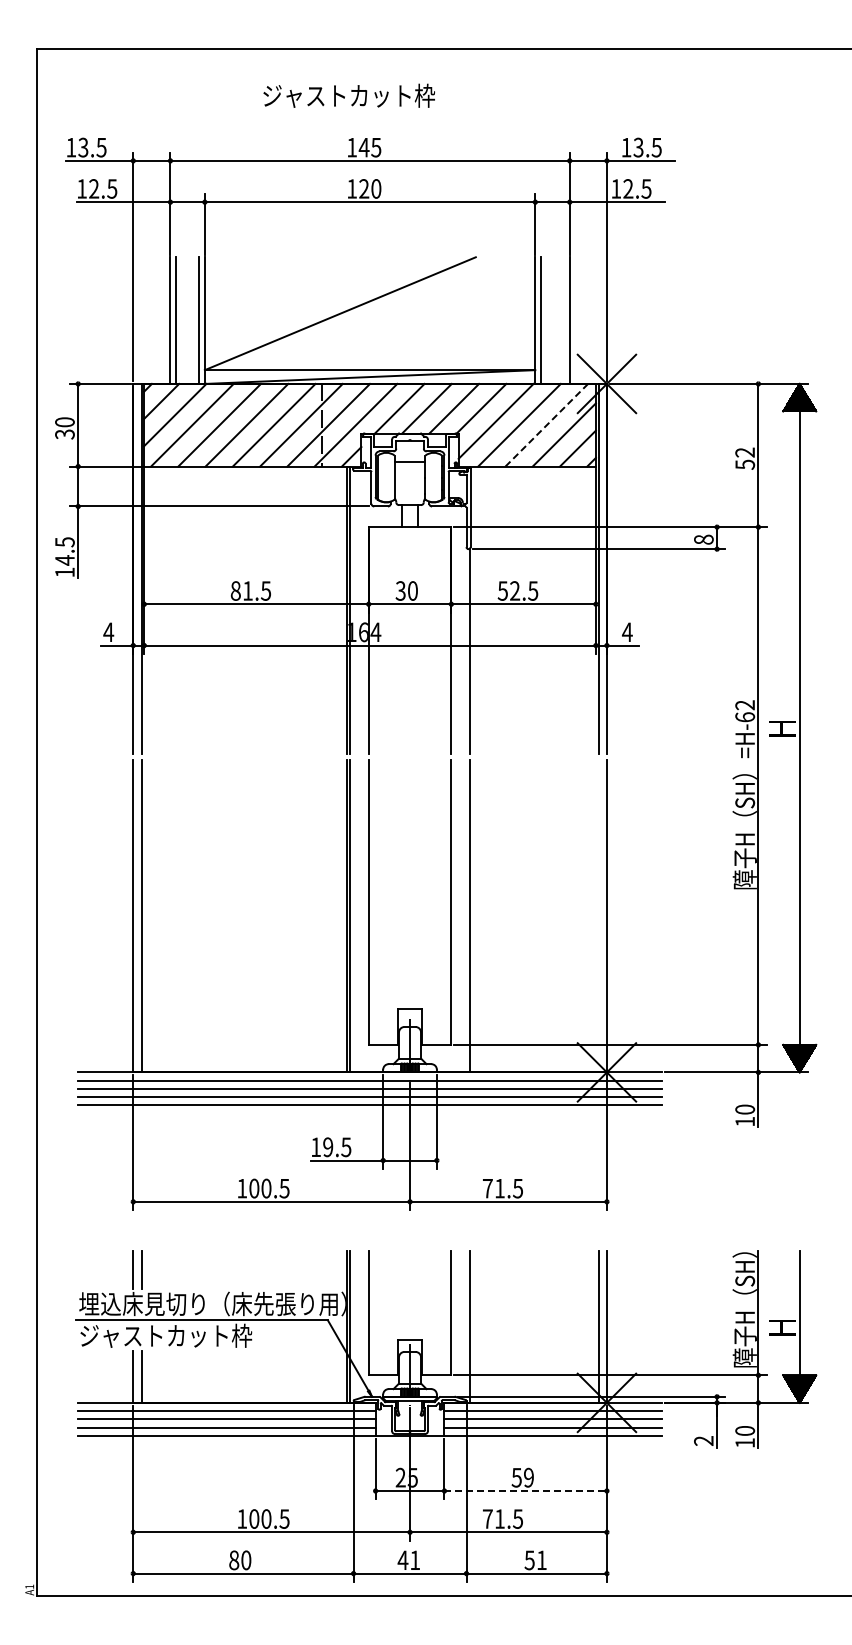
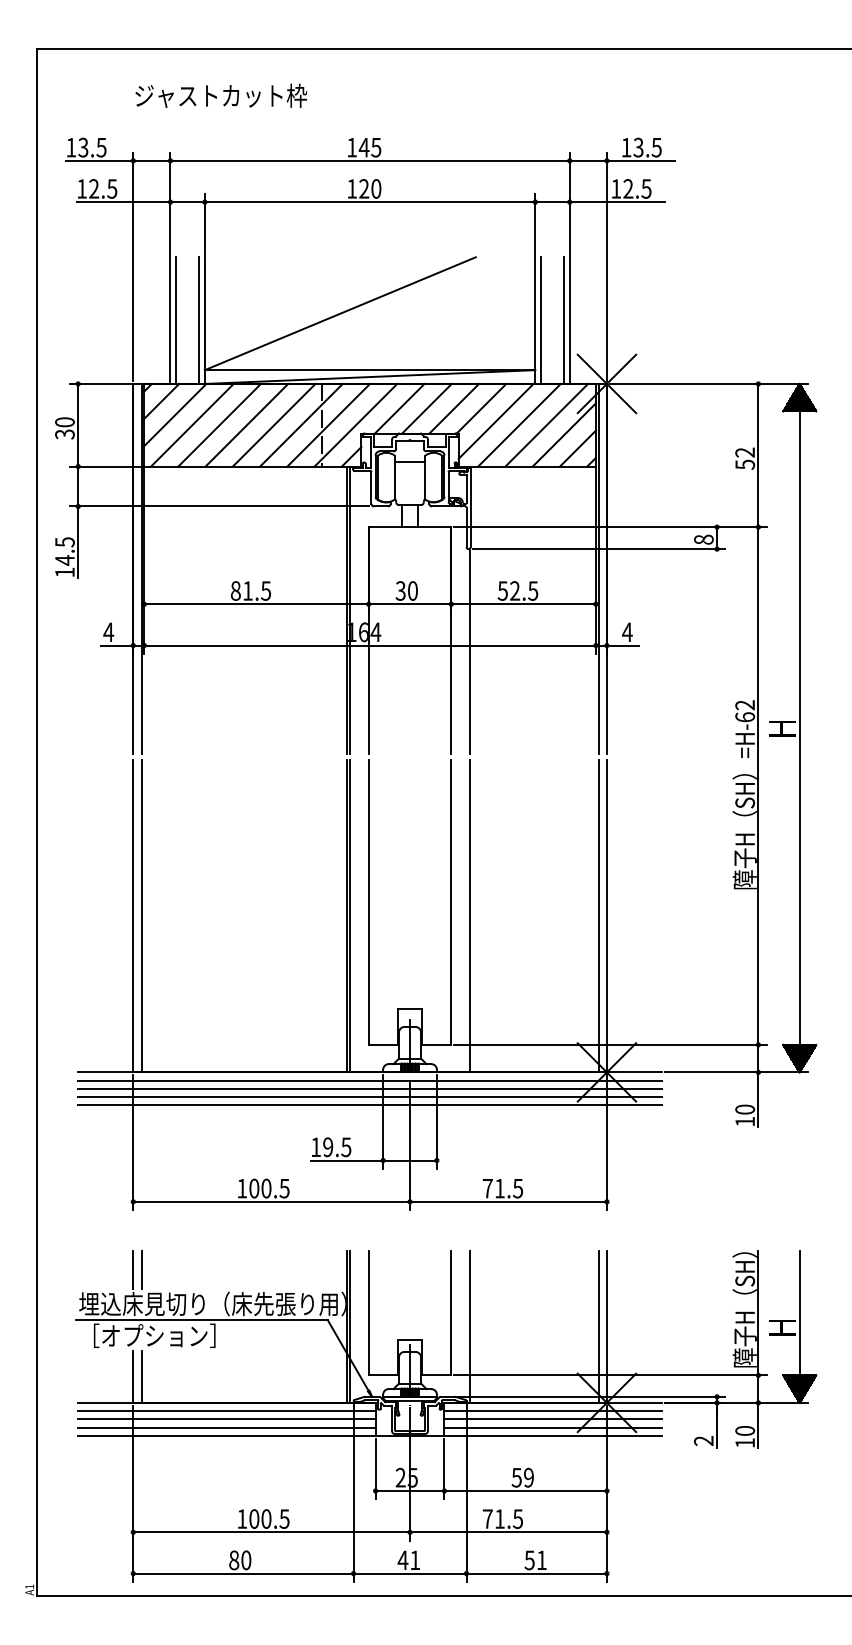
text position: (348, 95) -> (220, 95) (220, 95)
line: none -> present (564, 320)
line: dashed -> solid (547, 424)
line: none -> present (598, 915)
text: ジャストカット枠 -> ［オプション］ (166, 1335)
line: dashed -> solid (526, 1491)
